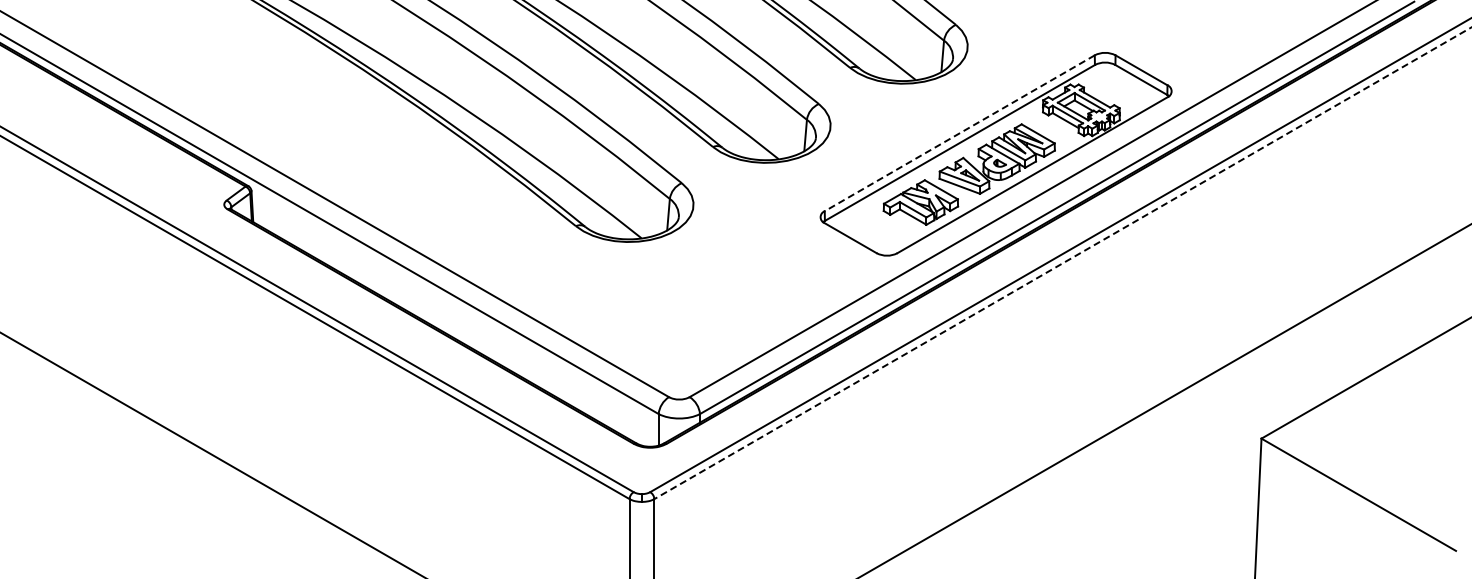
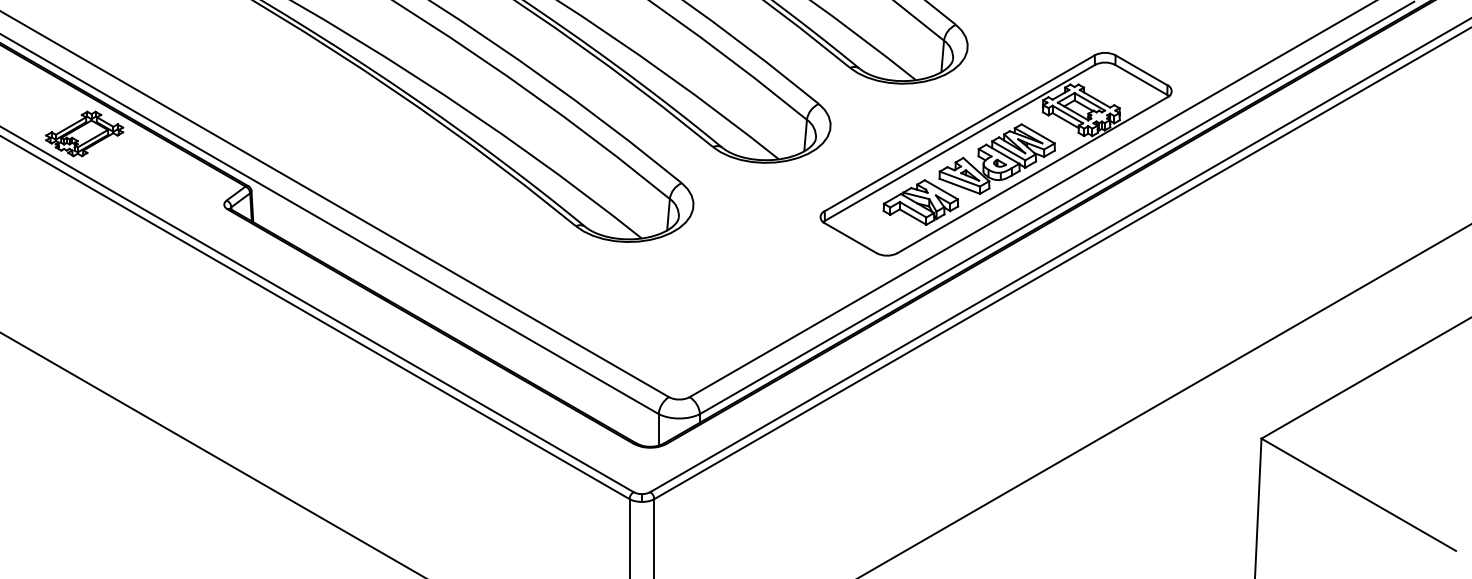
part: none -> present (84, 133)
line: dashed -> solid (959, 133)
line: dashed -> solid (1062, 263)
